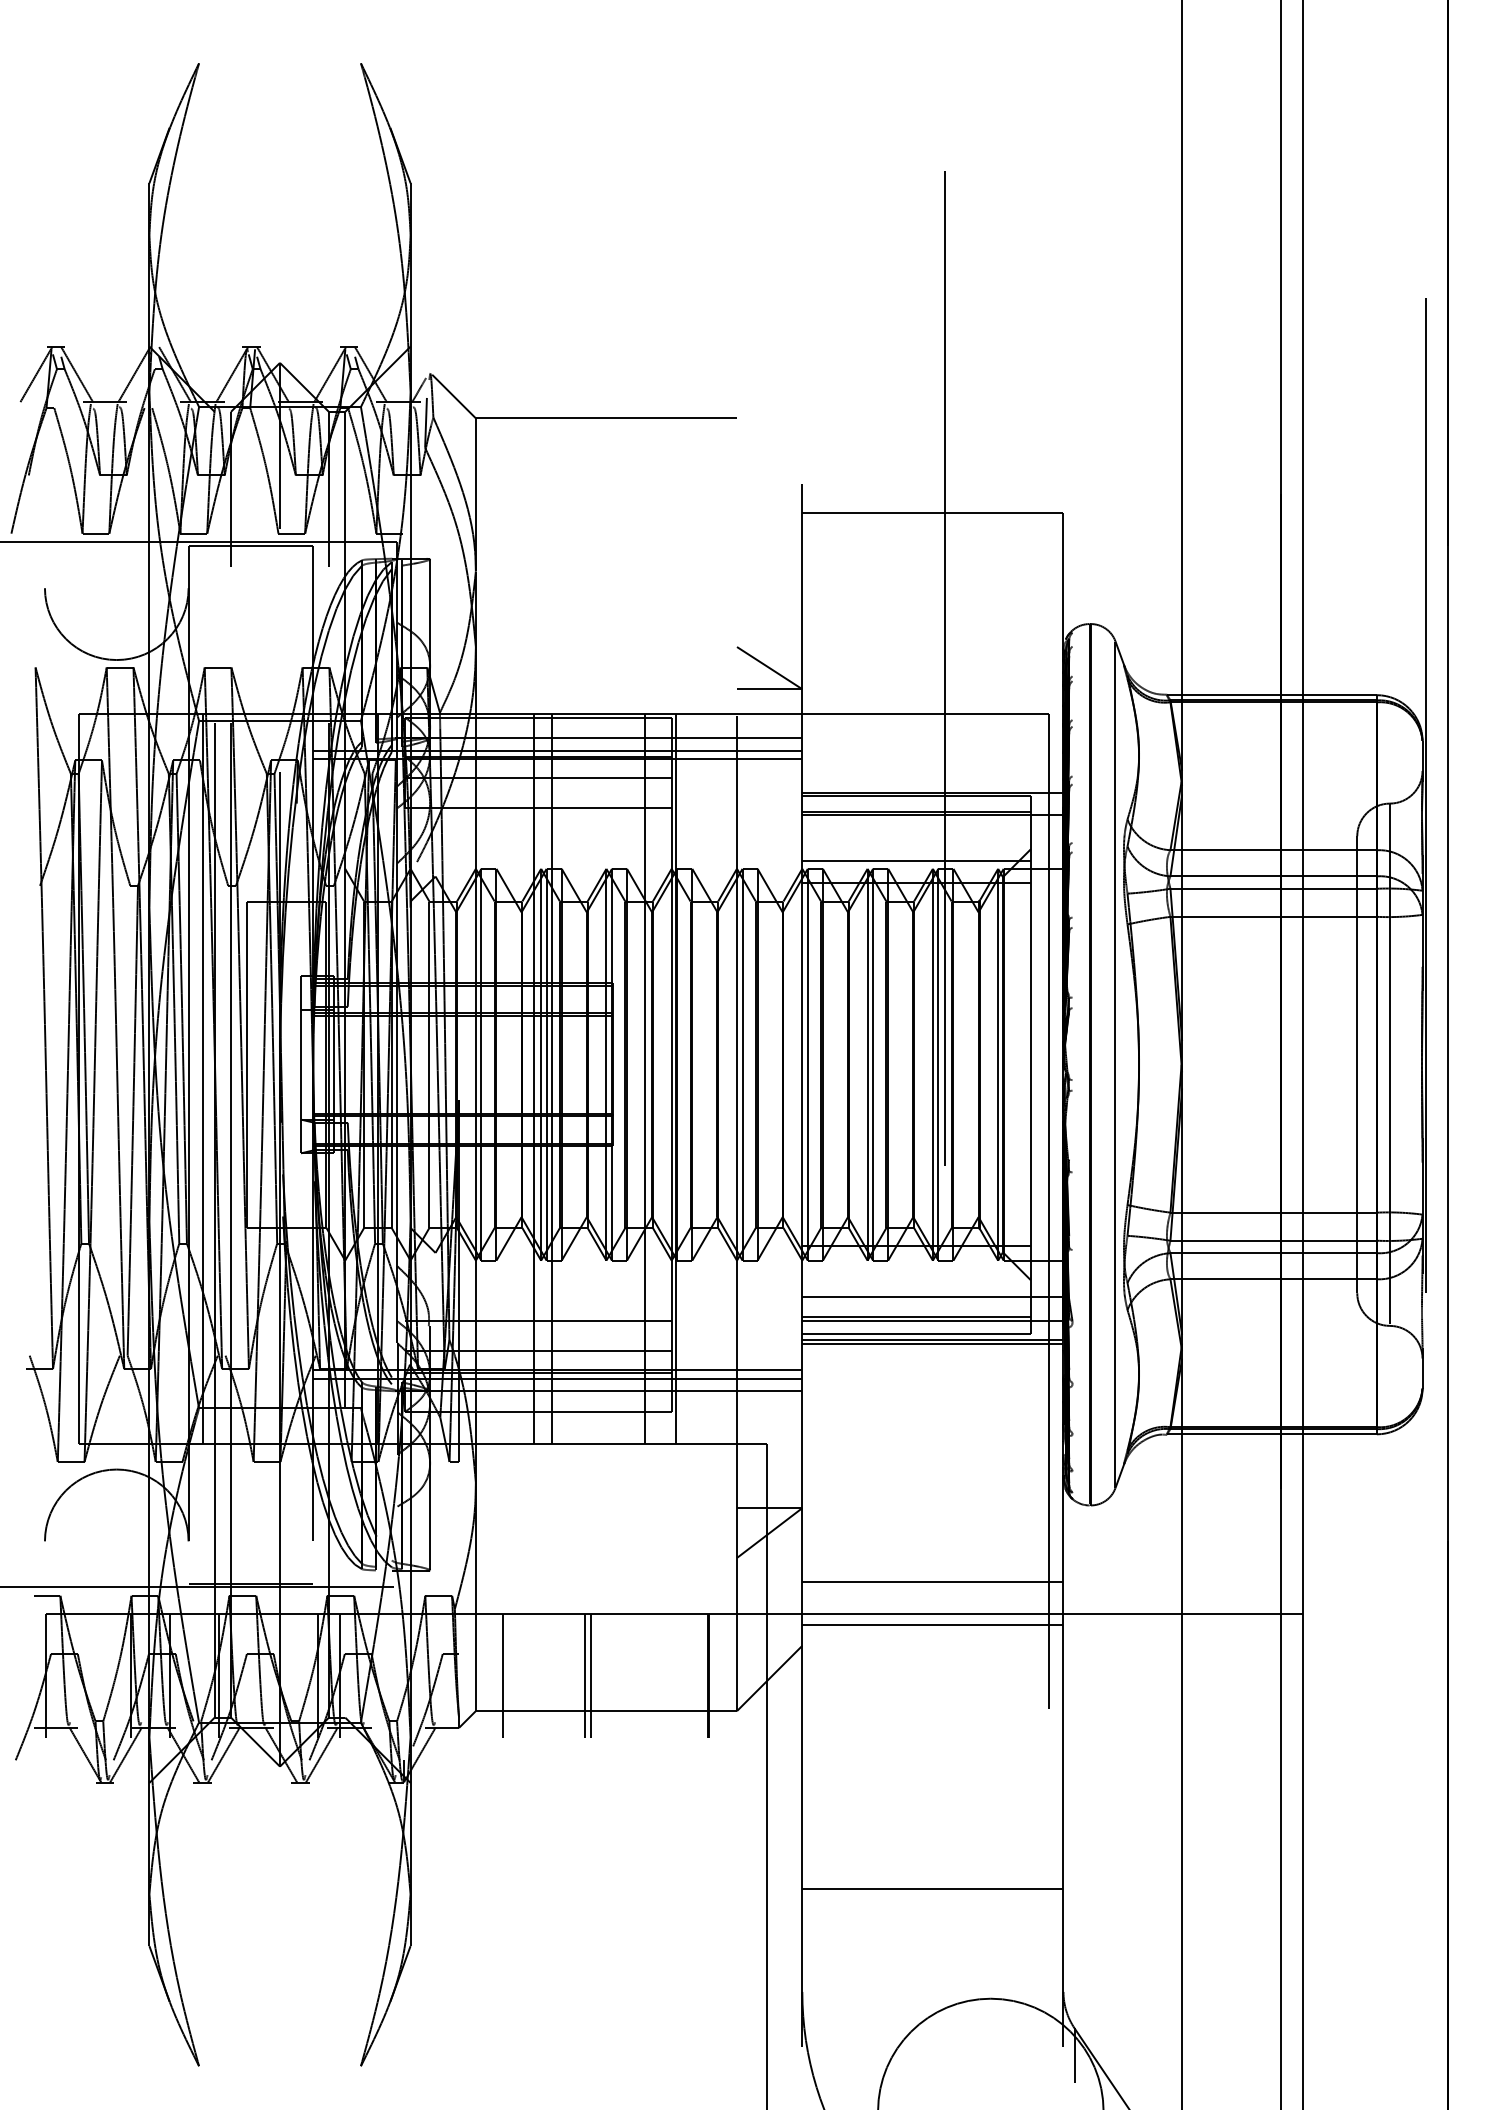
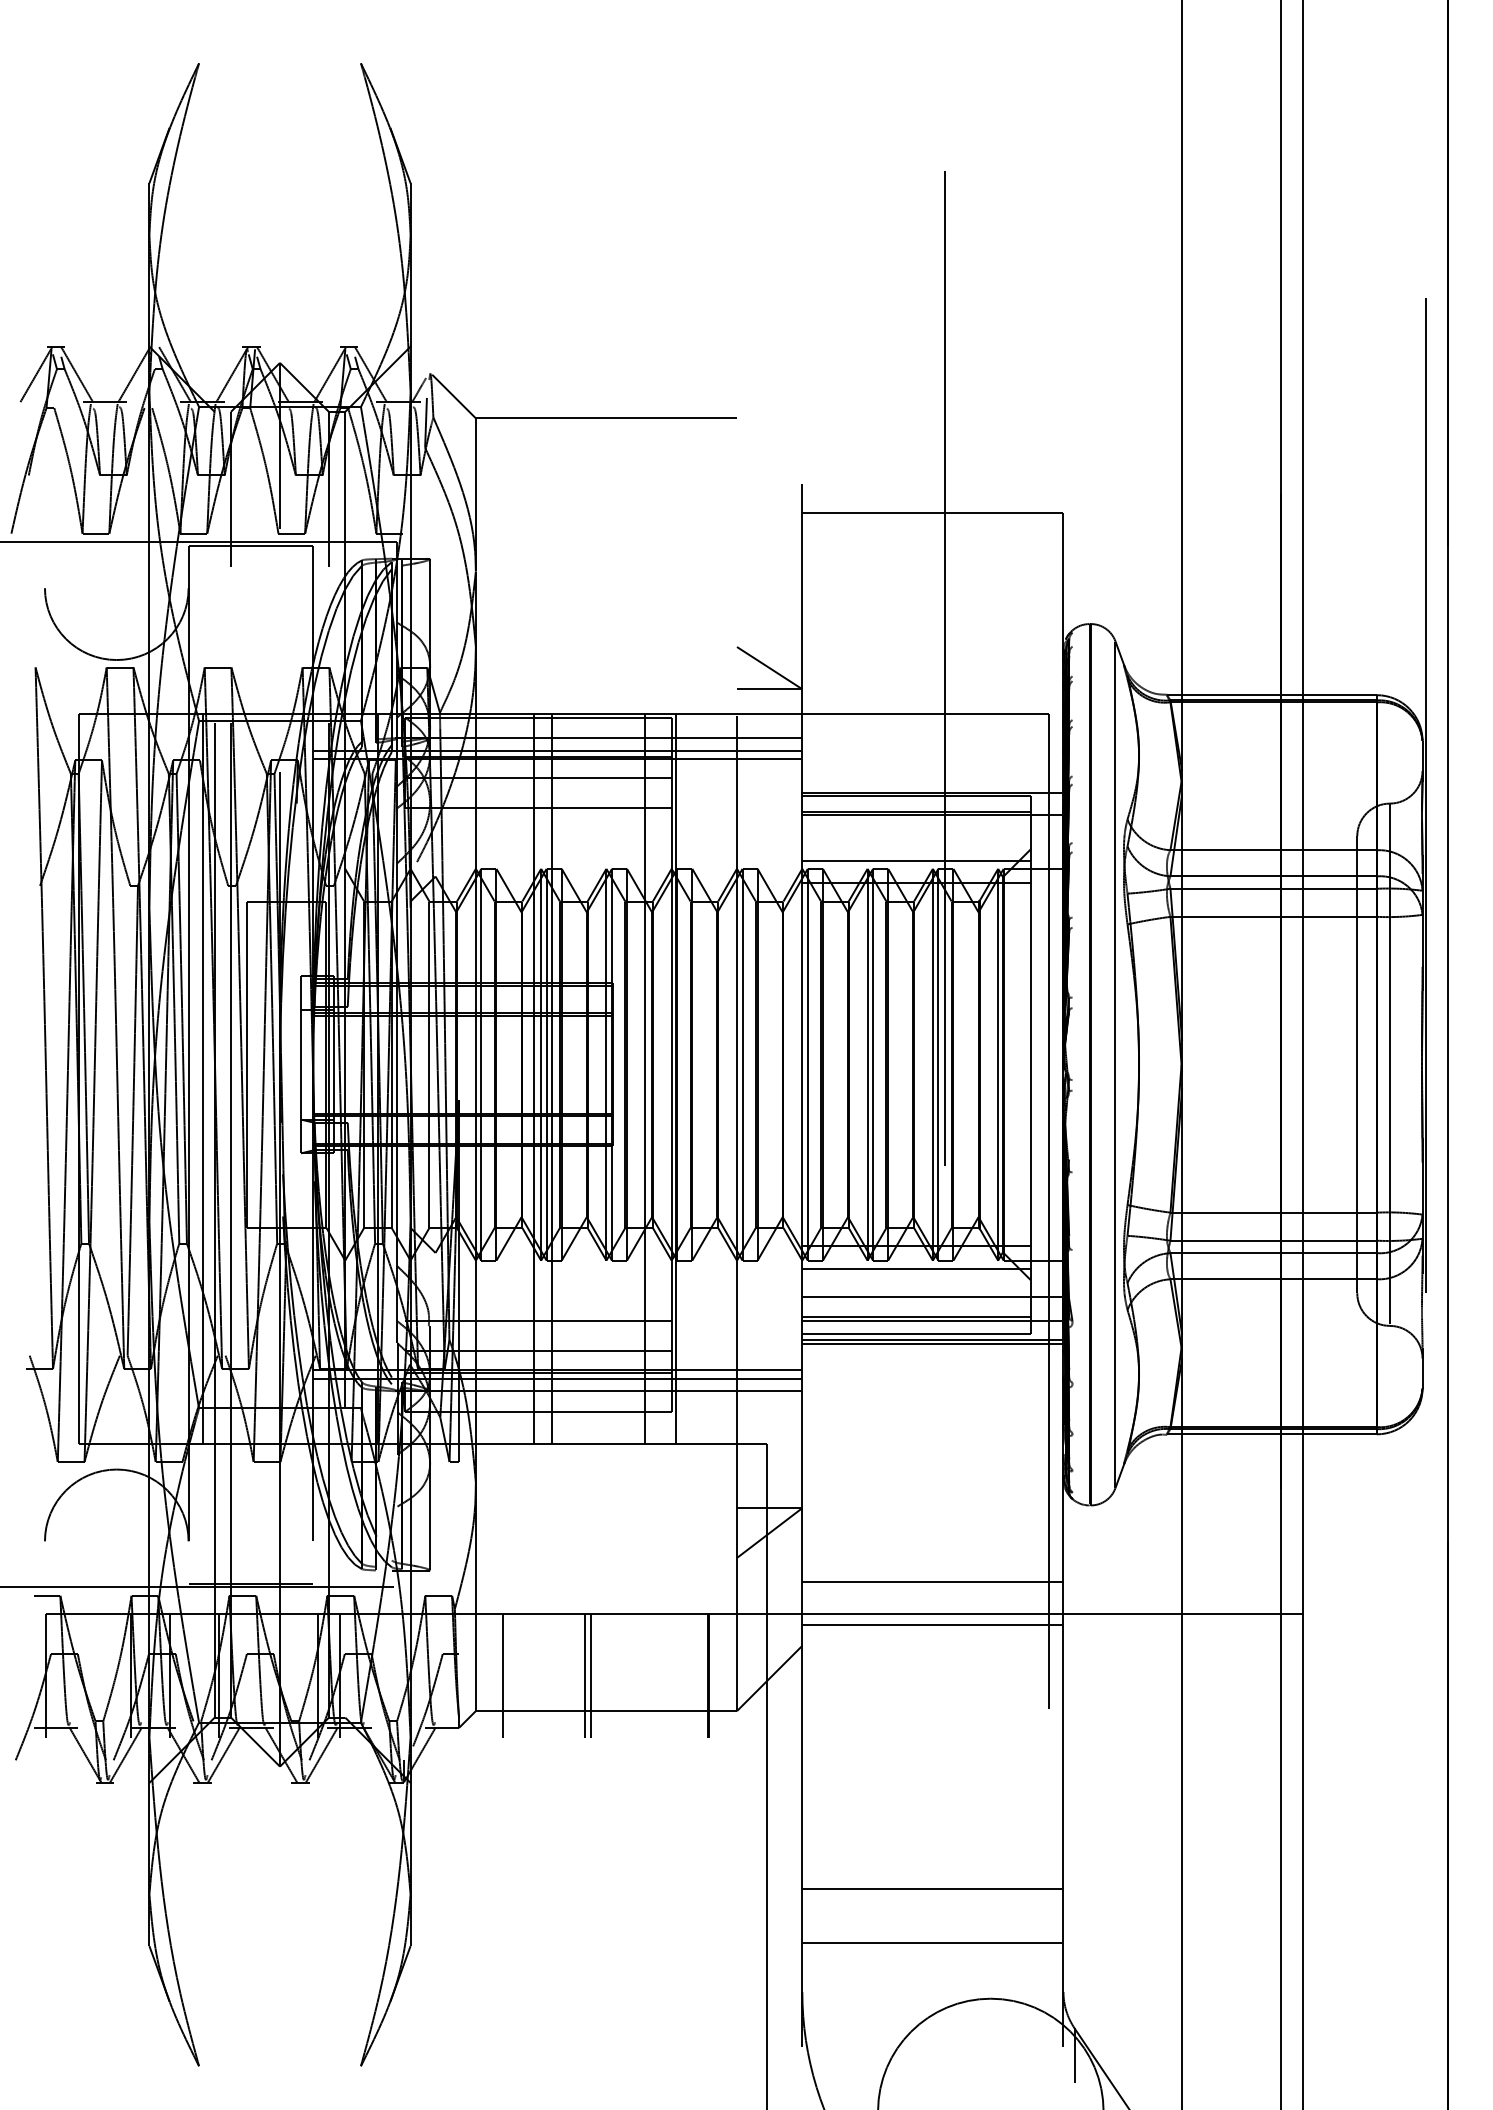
line: none -> present (916, 1268)
line: none -> present (932, 1943)
